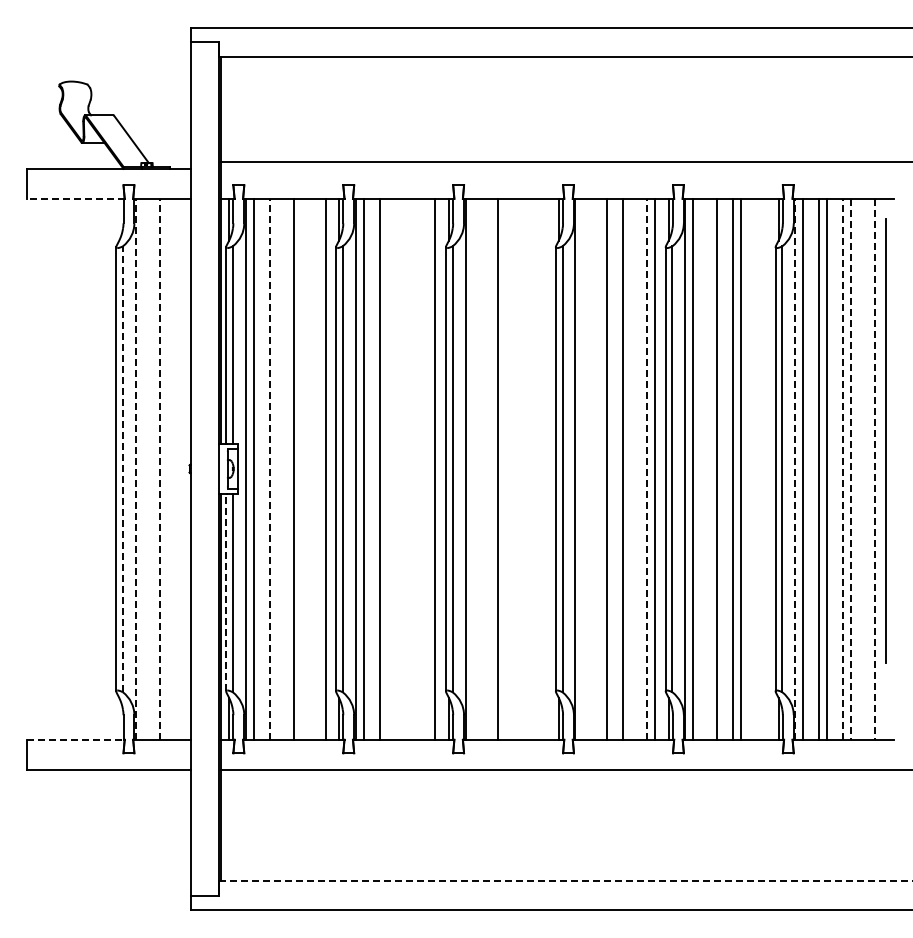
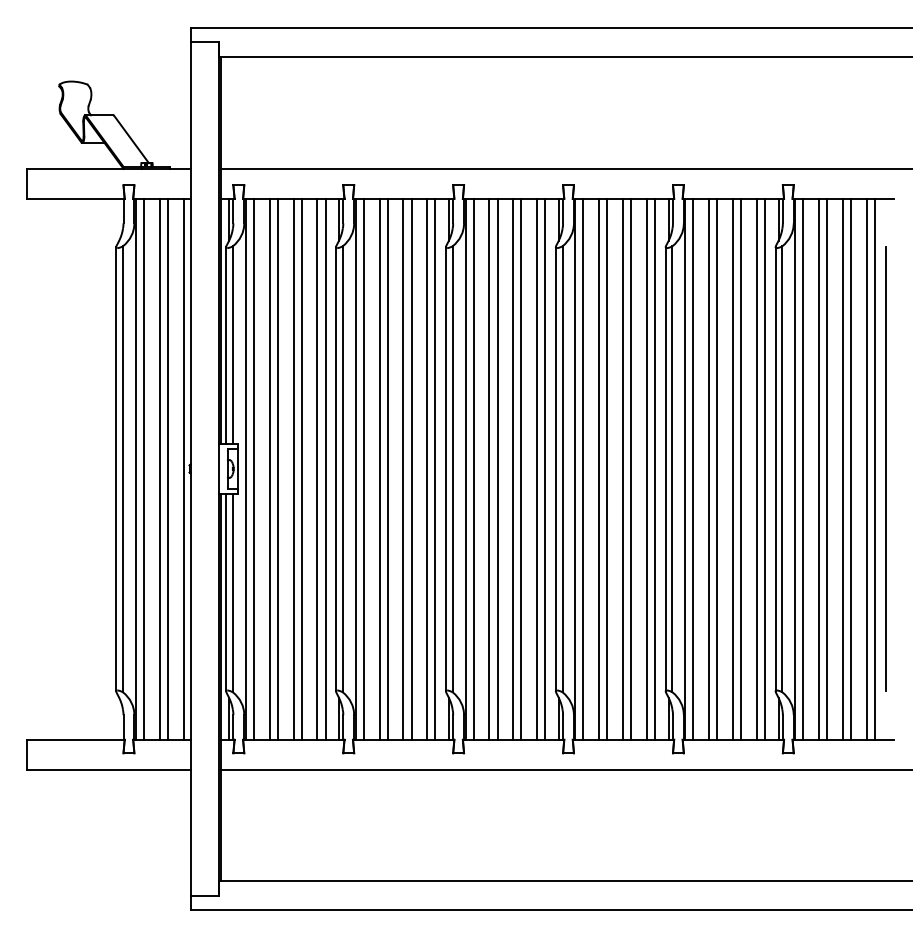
line position: (564, 161) -> (564, 168) (564, 168)
line: dashed -> solid (76, 198)
line position: (885, 440) -> (885, 468) (885, 468)
line: dashed -> solid (135, 468)
line: none -> present (143, 468)
line: dashed -> solid (159, 468)
line: none -> present (167, 468)
line: none -> present (183, 468)
line: dashed -> solid (269, 468)
line: none -> present (277, 468)
line: none -> present (301, 468)
line: none -> present (317, 468)
line: none -> present (387, 468)
line: none -> present (403, 468)
line: none -> present (411, 468)
line: none -> present (427, 468)
line: none -> present (473, 468)
line: none -> present (489, 468)
line: none -> present (513, 468)
line: none -> present (521, 468)
line: none -> present (537, 468)
line: none -> present (545, 468)
line: none -> present (583, 468)
line: none -> present (599, 468)
line: none -> present (631, 468)
line: dashed -> solid (647, 468)
line: none -> present (709, 468)
line: none -> present (757, 468)
line: none -> present (765, 468)
line: dashed -> solid (795, 468)
line: dashed -> solid (843, 468)
line: none -> present (866, 468)
line: dashed -> solid (122, 469)
line: dashed -> solid (851, 469)
line: dashed -> solid (875, 469)
line: dashed -> solid (226, 592)
line: dashed -> solid (76, 739)
line: dashed -> solid (566, 881)
